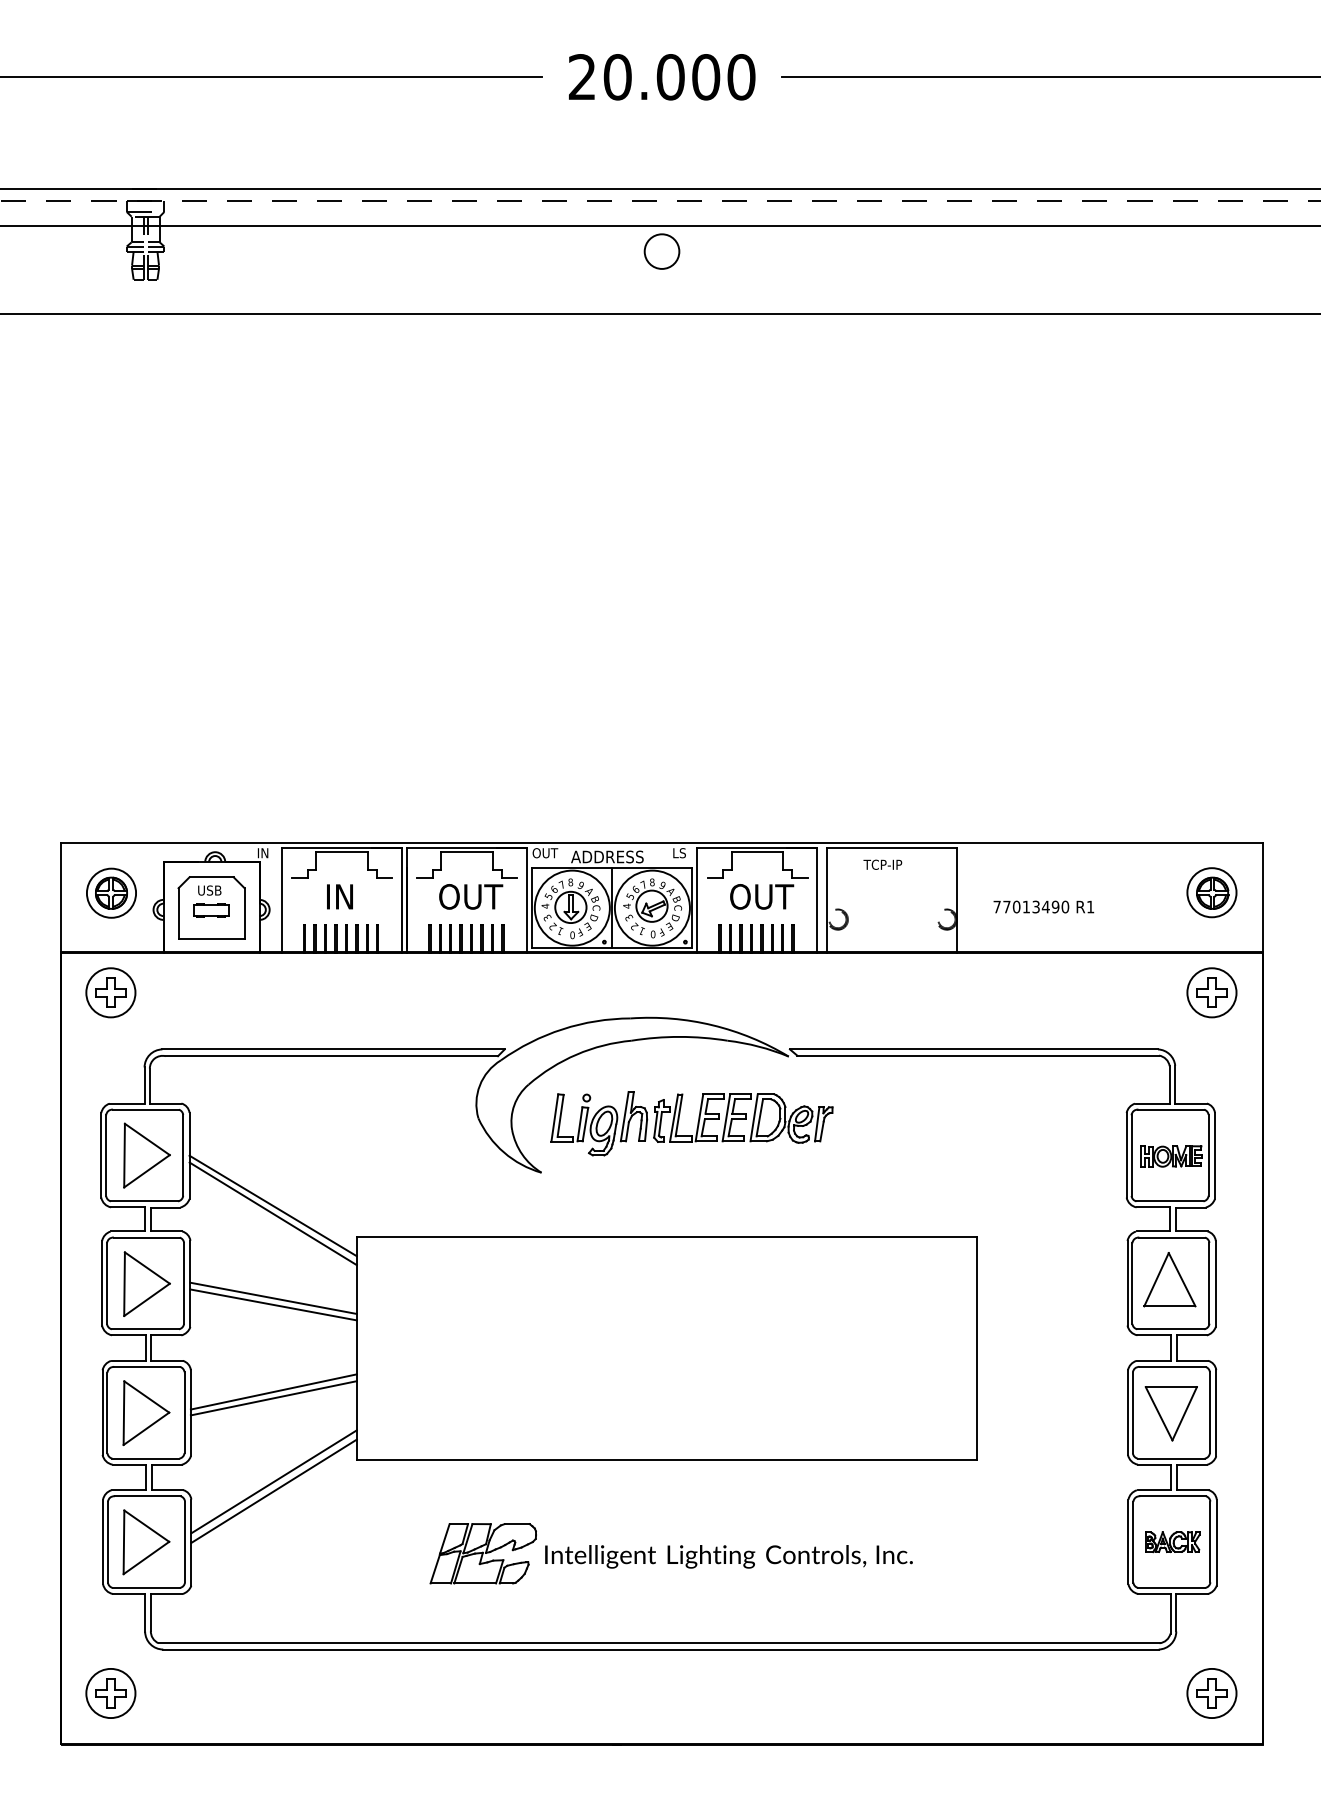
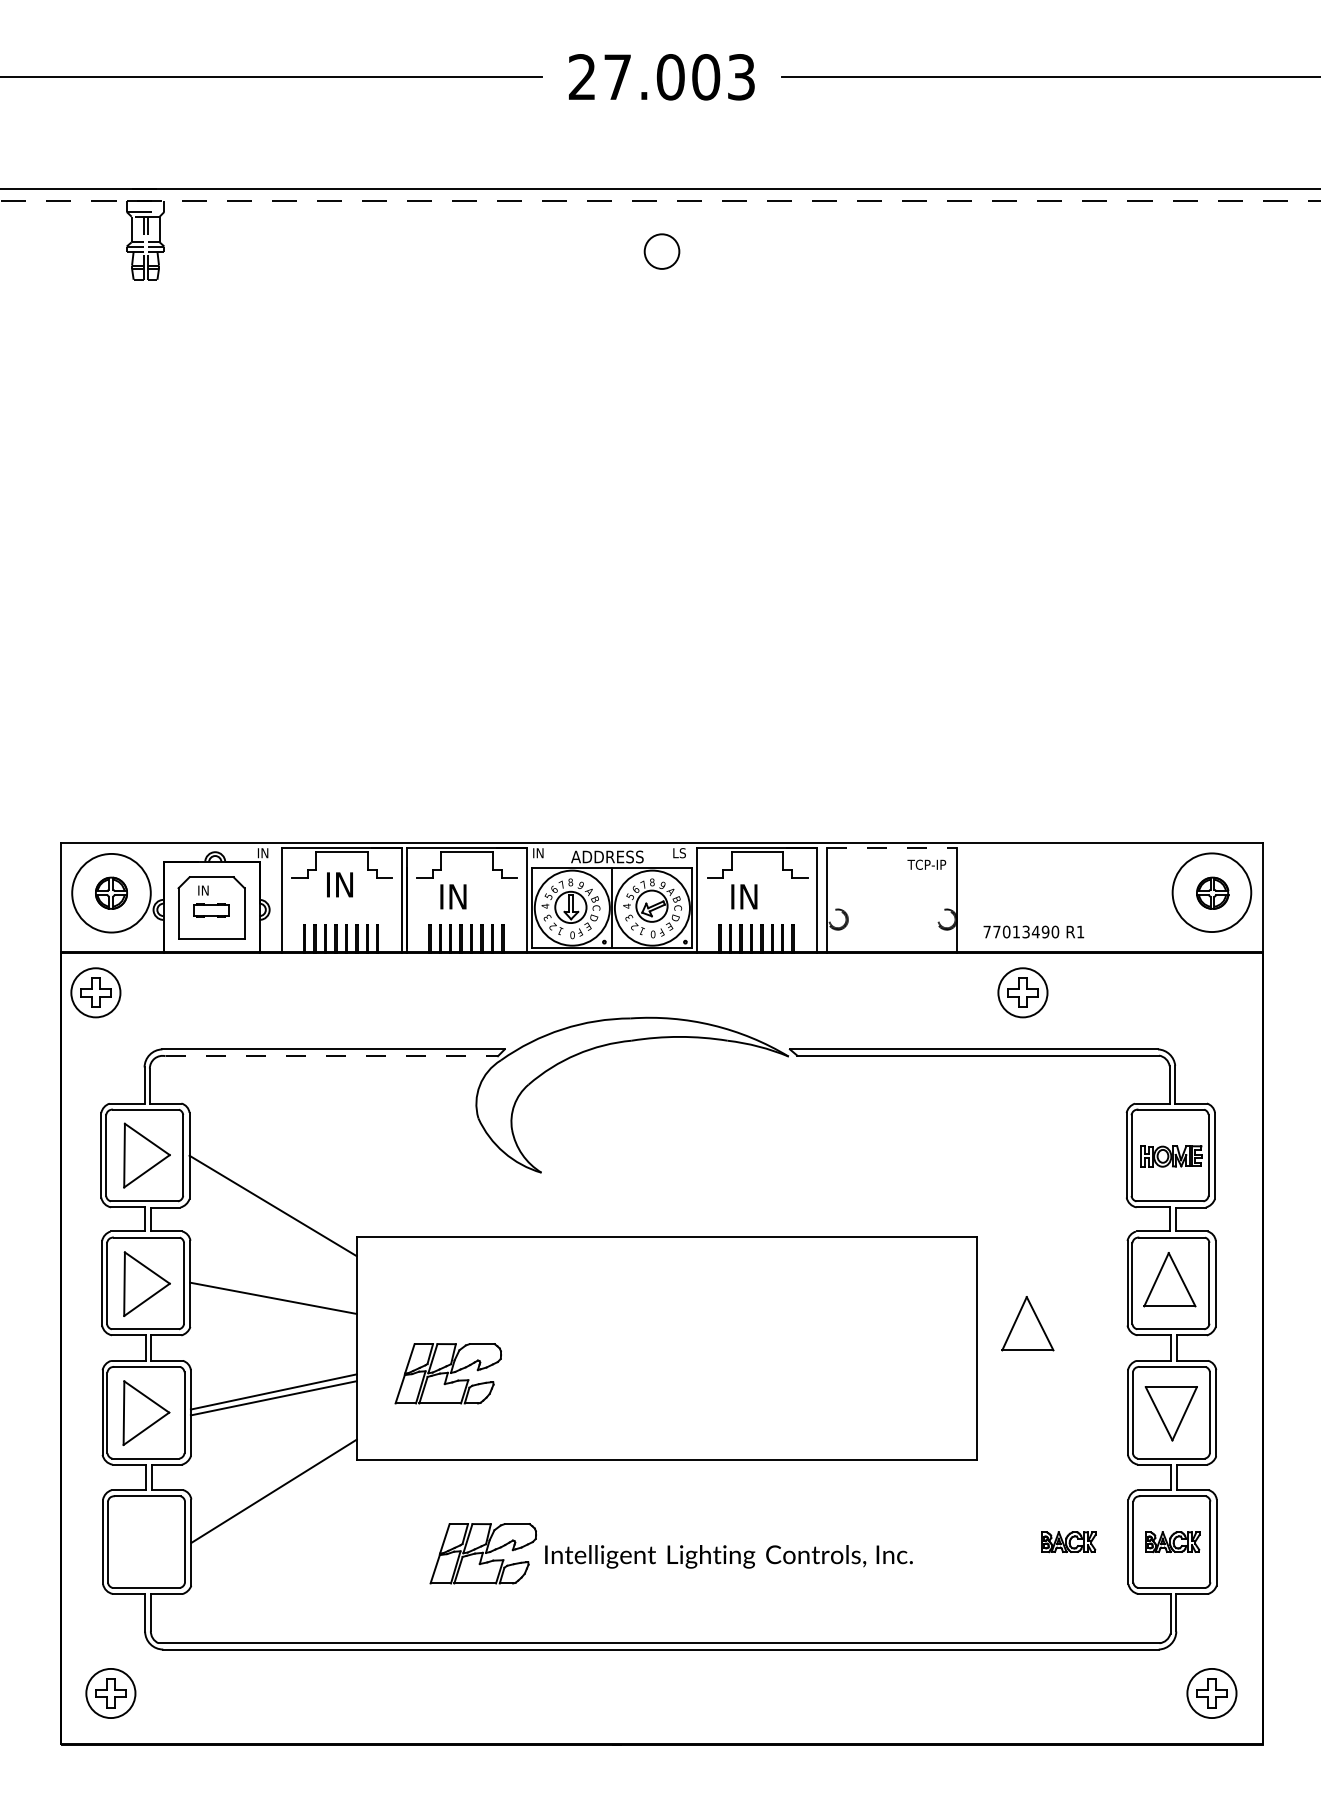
text: 20.000 -> 27.003 (679, 77)
line: present -> none (659, 226)
line: present -> none (659, 314)
line: solid -> dashed (892, 848)
text: OUT -> IN (545, 853)
text position: (882, 864) -> (926, 864) (926, 864)
text: USB -> IN (209, 890)
circle diameter: 49 px -> 79 px (111, 892)
circle diameter: 49 px -> 79 px (1211, 892)
text position: (339, 896) -> (339, 884) (339, 884)
text: OUT -> IN (471, 896)
text: OUT -> IN (762, 896)
text position: (1043, 906) -> (1033, 931) (1033, 931)
part position: (110, 992) -> (95, 992) (95, 992)
part position: (1211, 992) -> (1022, 992) (1022, 992)
line: solid -> dashed (332, 1056)
part: present -> none (691, 1123)
line: present -> none (272, 1213)
line: present -> none (273, 1304)
part: none -> present (1027, 1323)
part: none -> present (447, 1373)
line: present -> none (273, 1481)
part: present -> none (146, 1542)
part: none -> present (1068, 1542)
